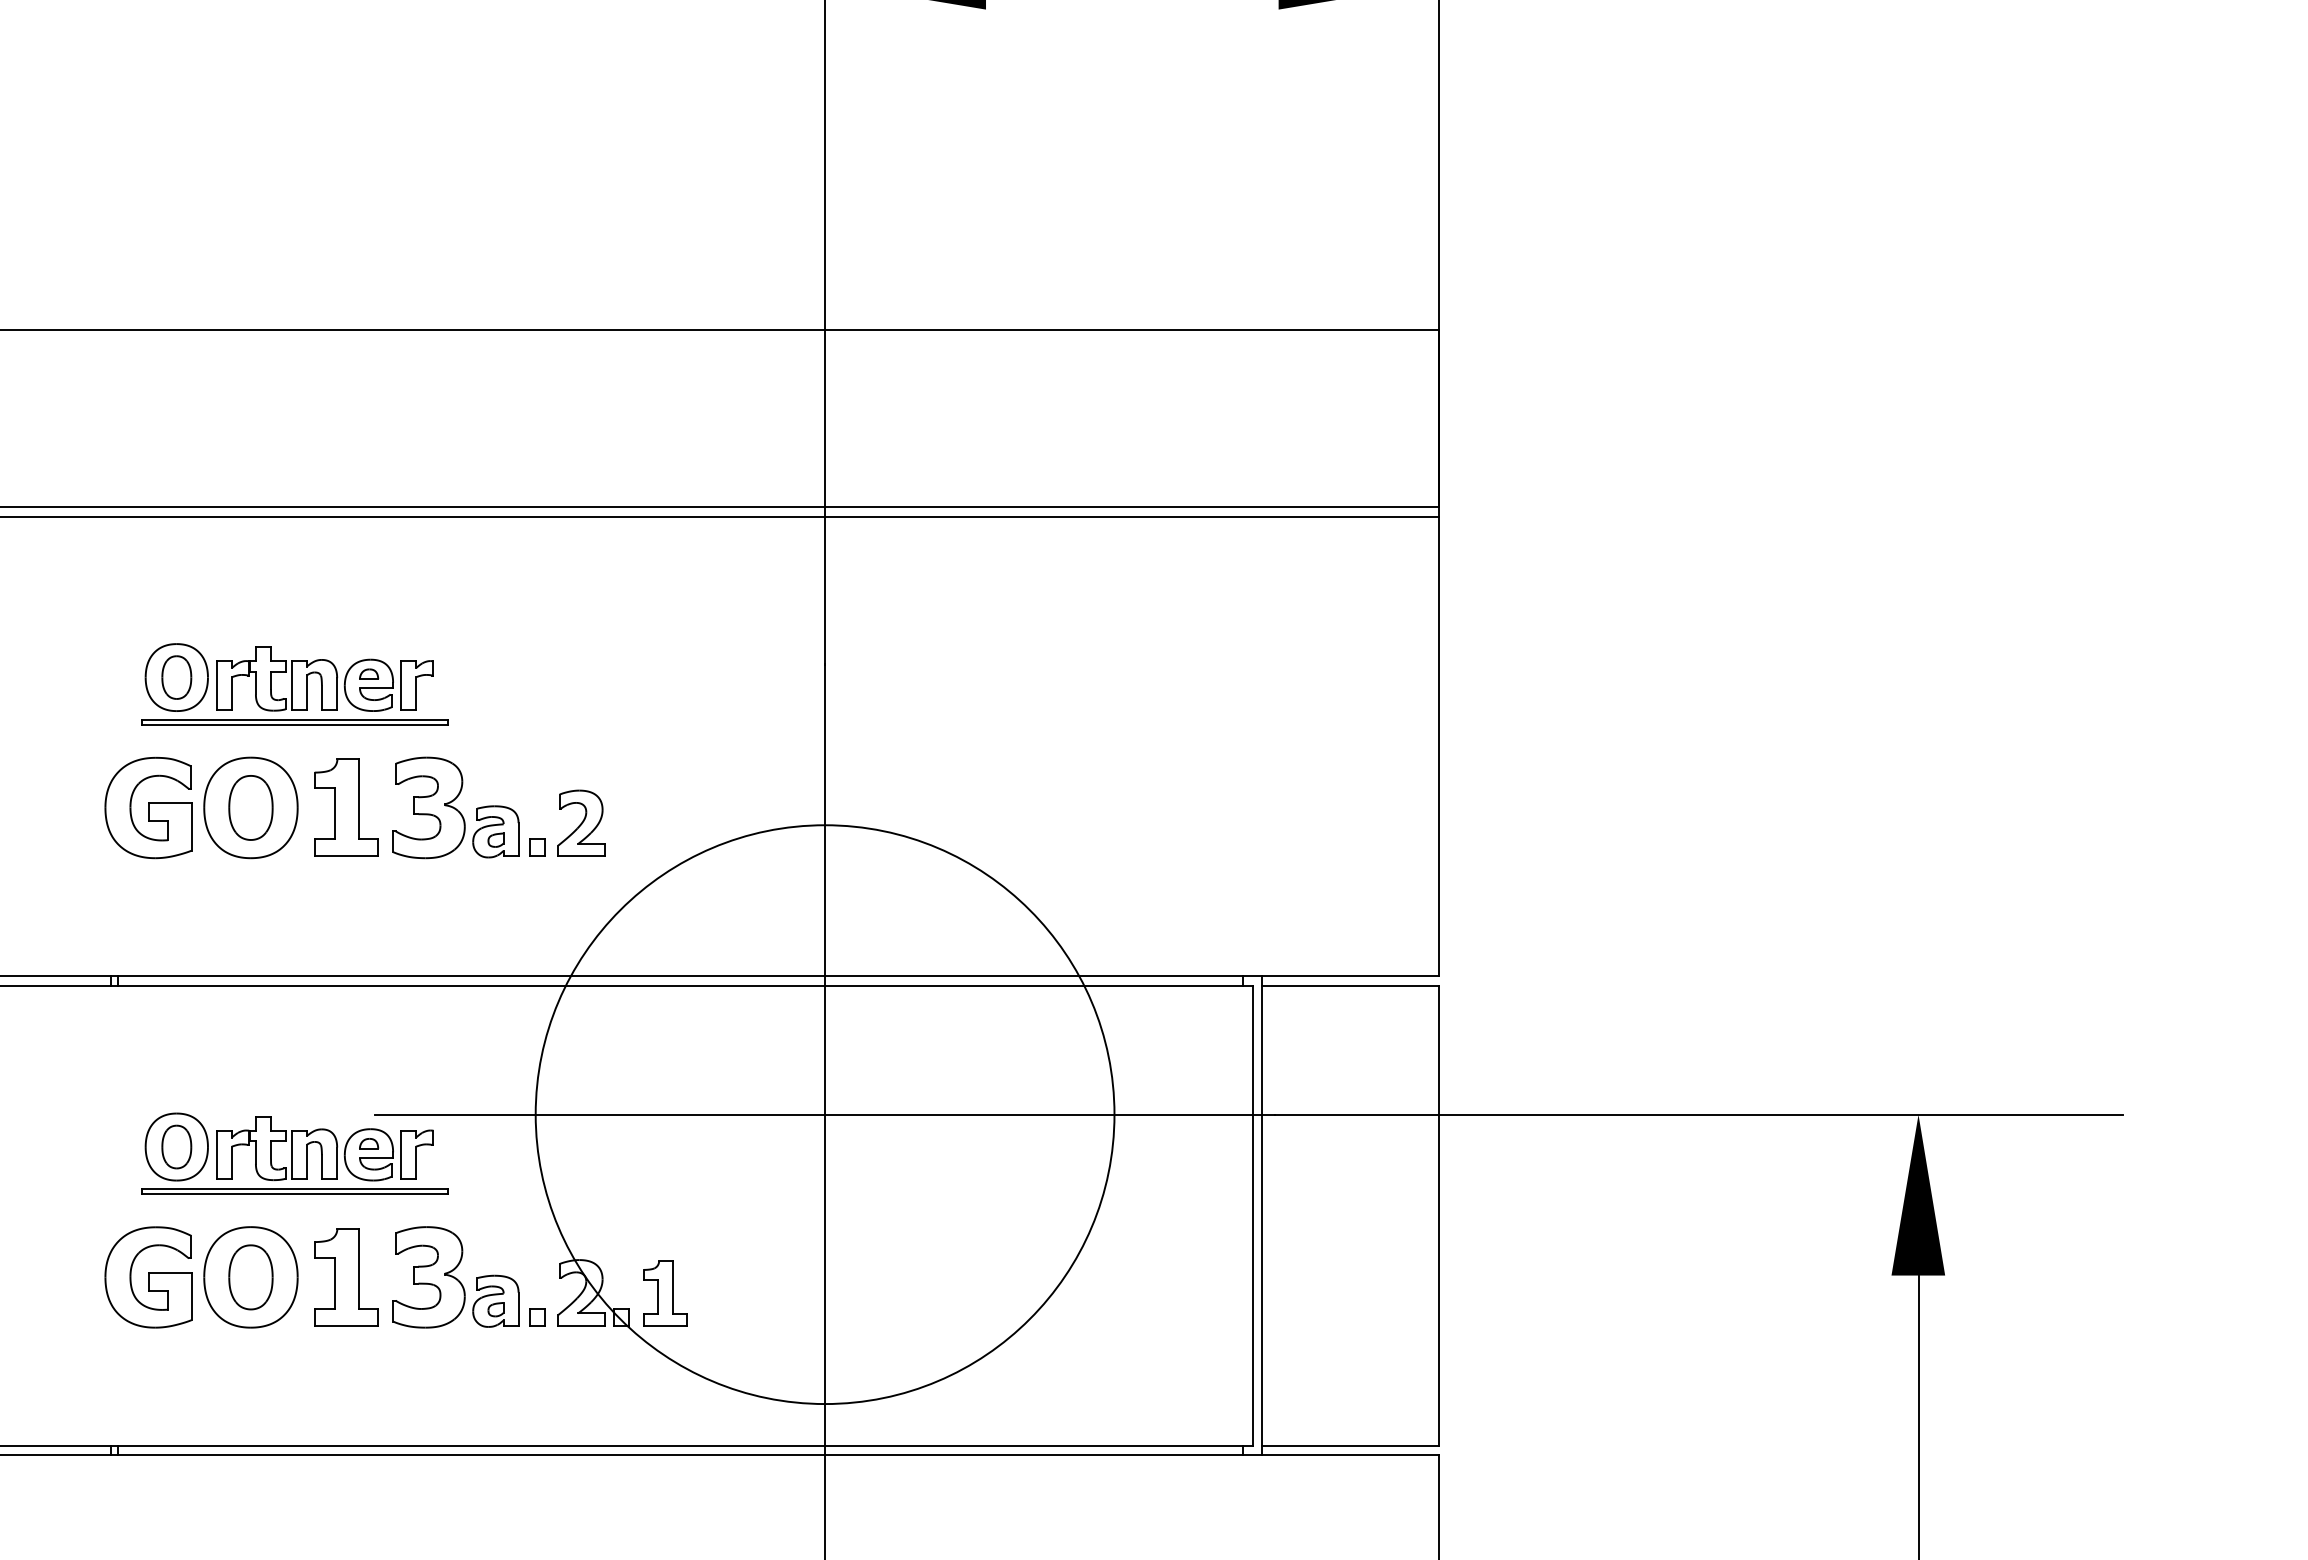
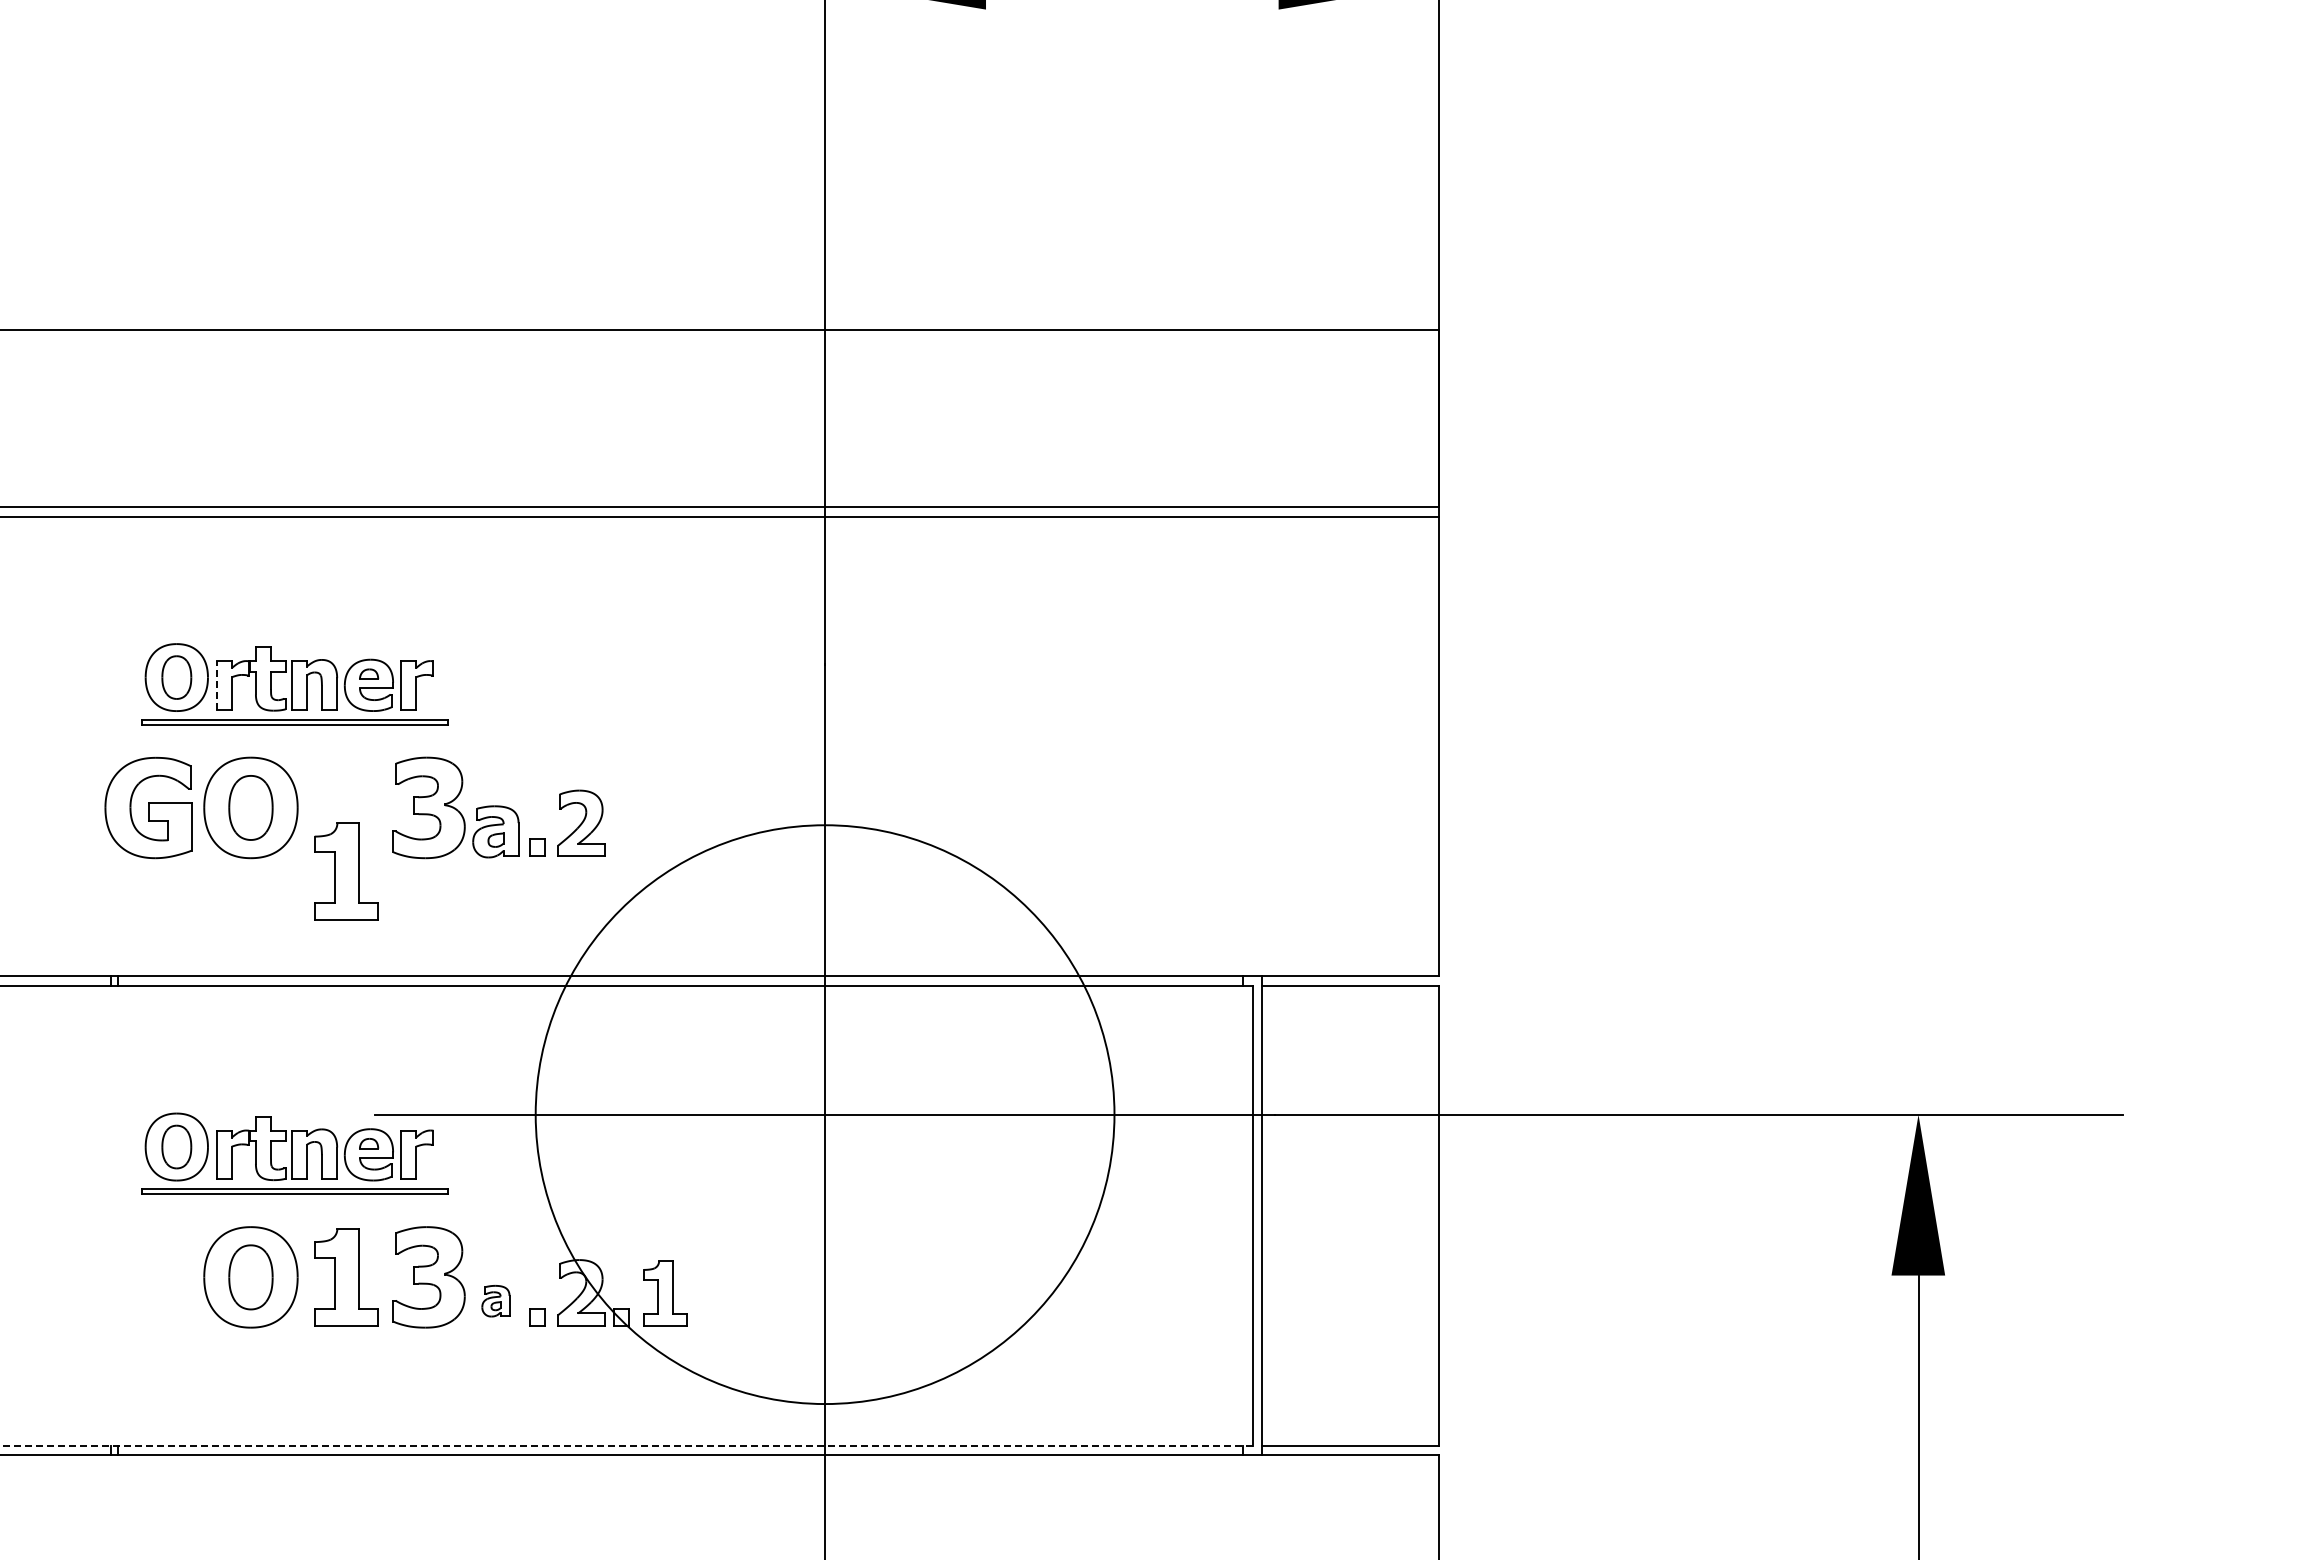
line: solid -> dashed (216, 685)
part position: (346, 807) -> (346, 871) (346, 871)
part: present -> none (148, 1277)
part size: 48x54 px -> 30x33 px (495, 1301)
line: solid -> dashed (626, 1445)
